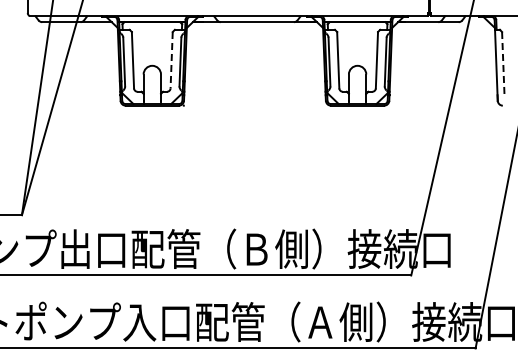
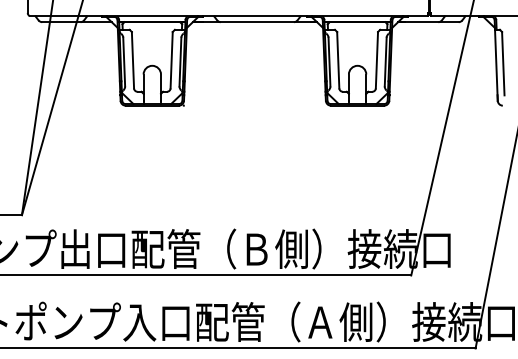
line: dashed -> solid (171, 60)
line: dashed -> solid (503, 63)
